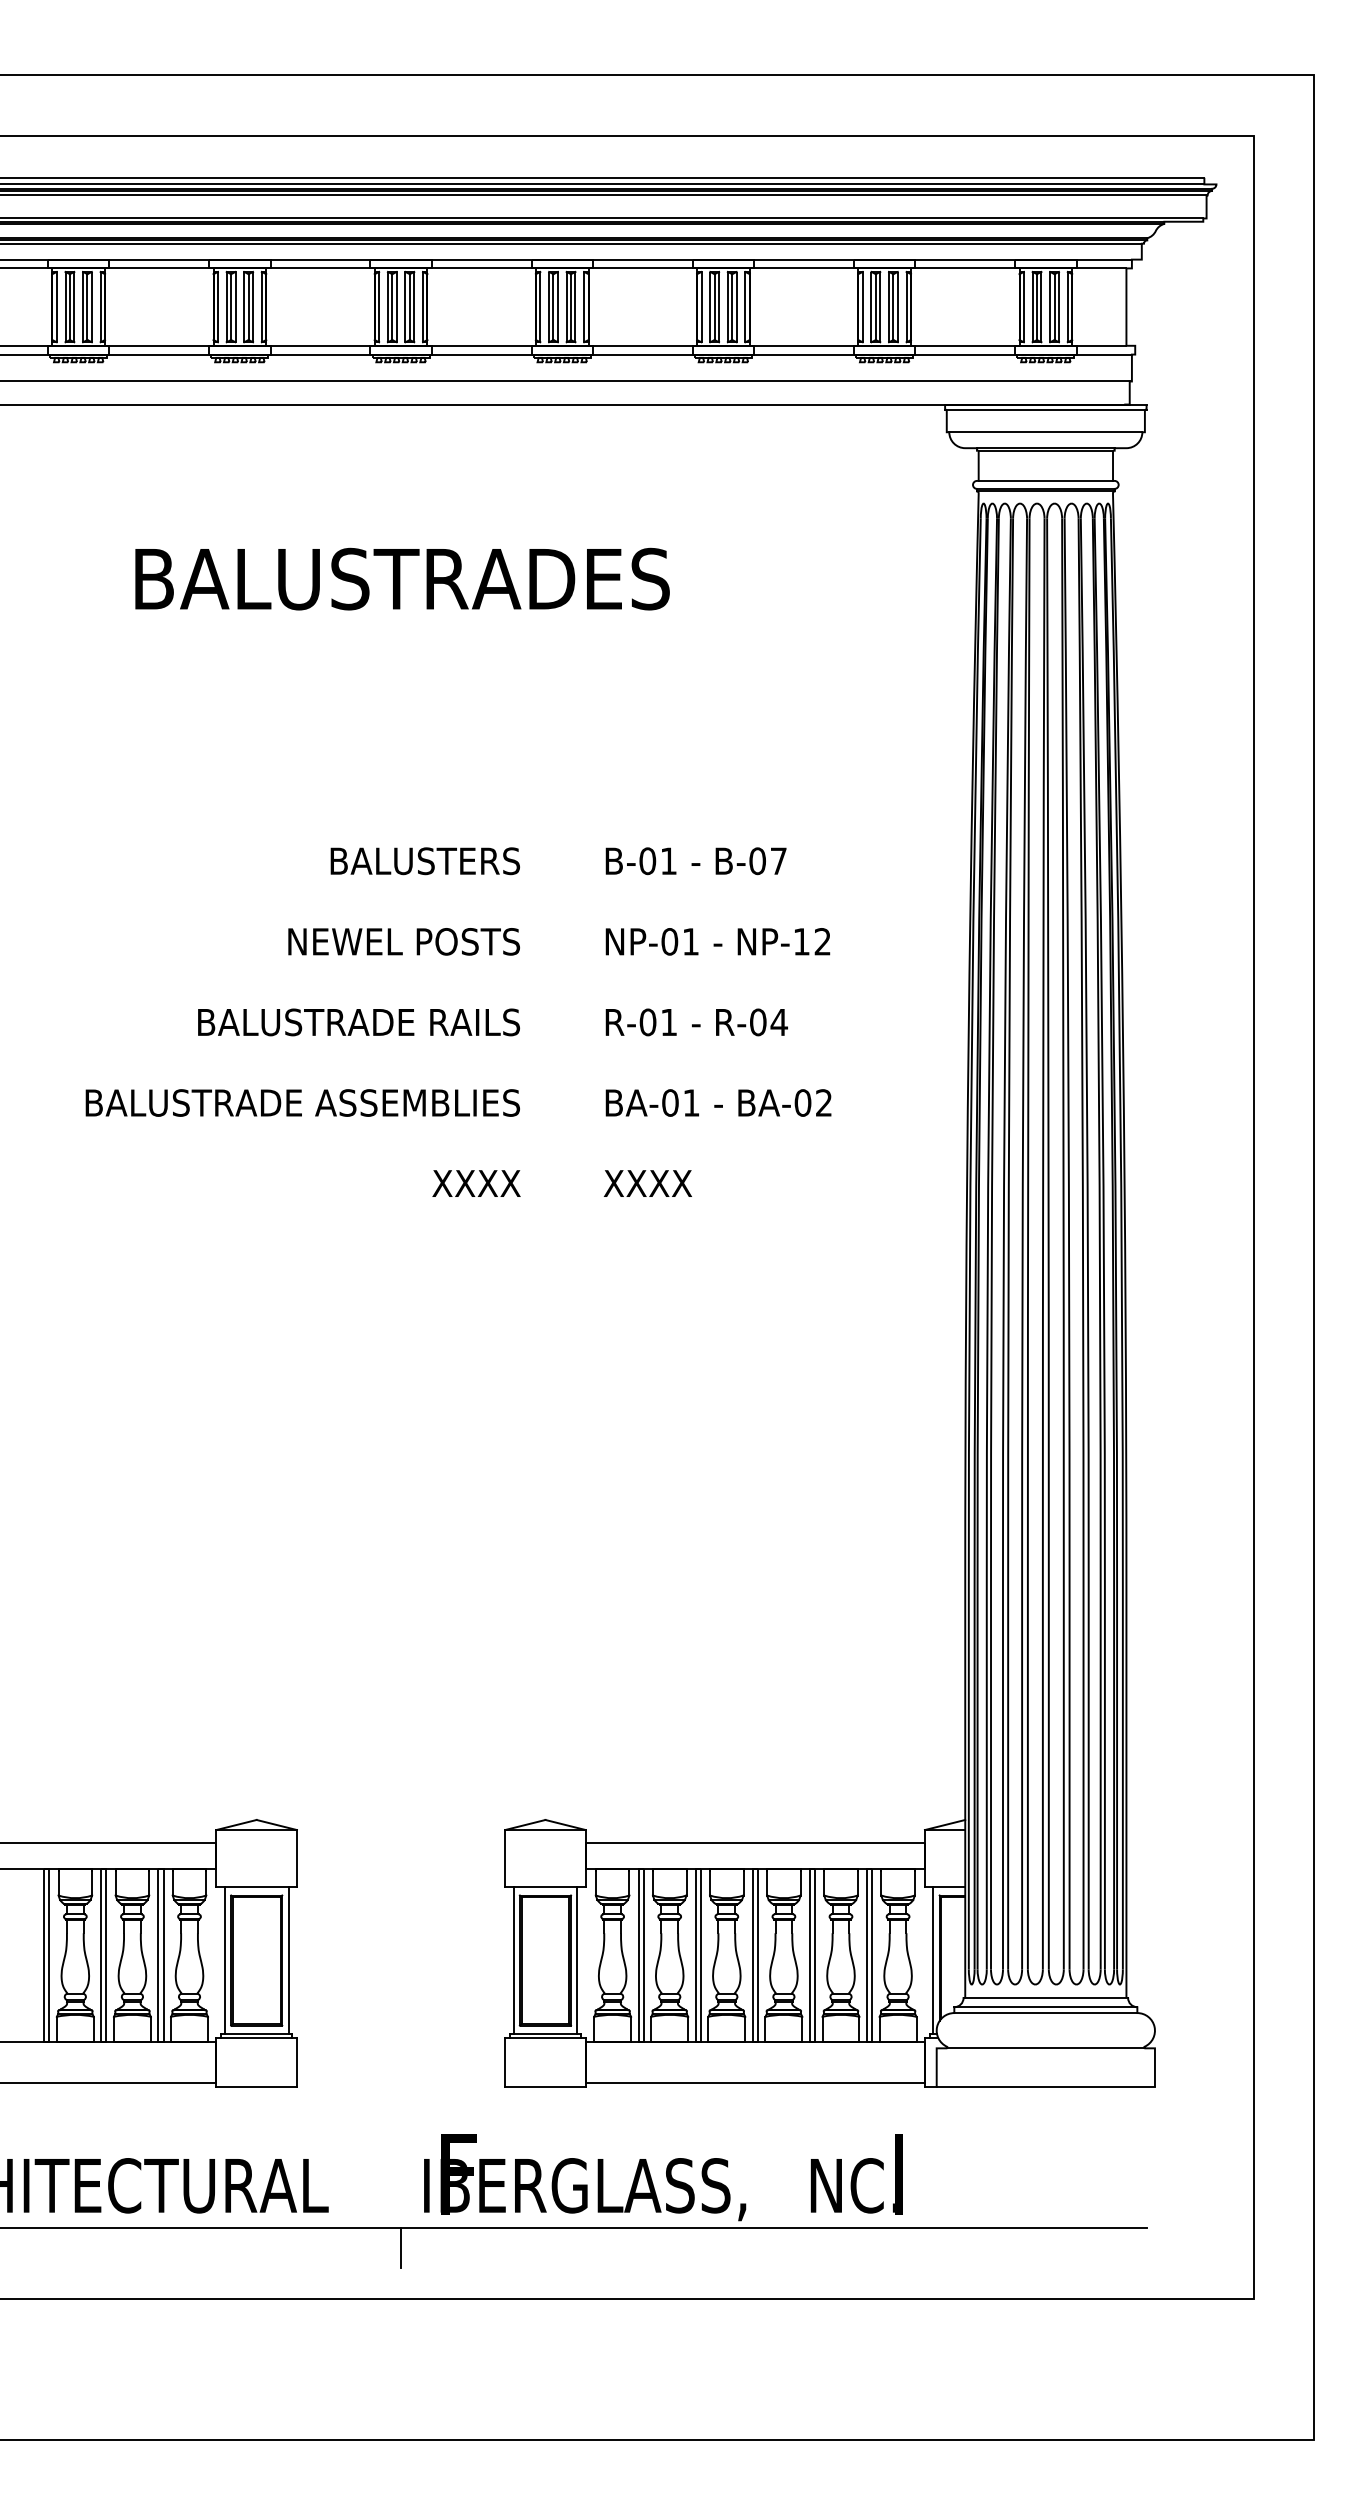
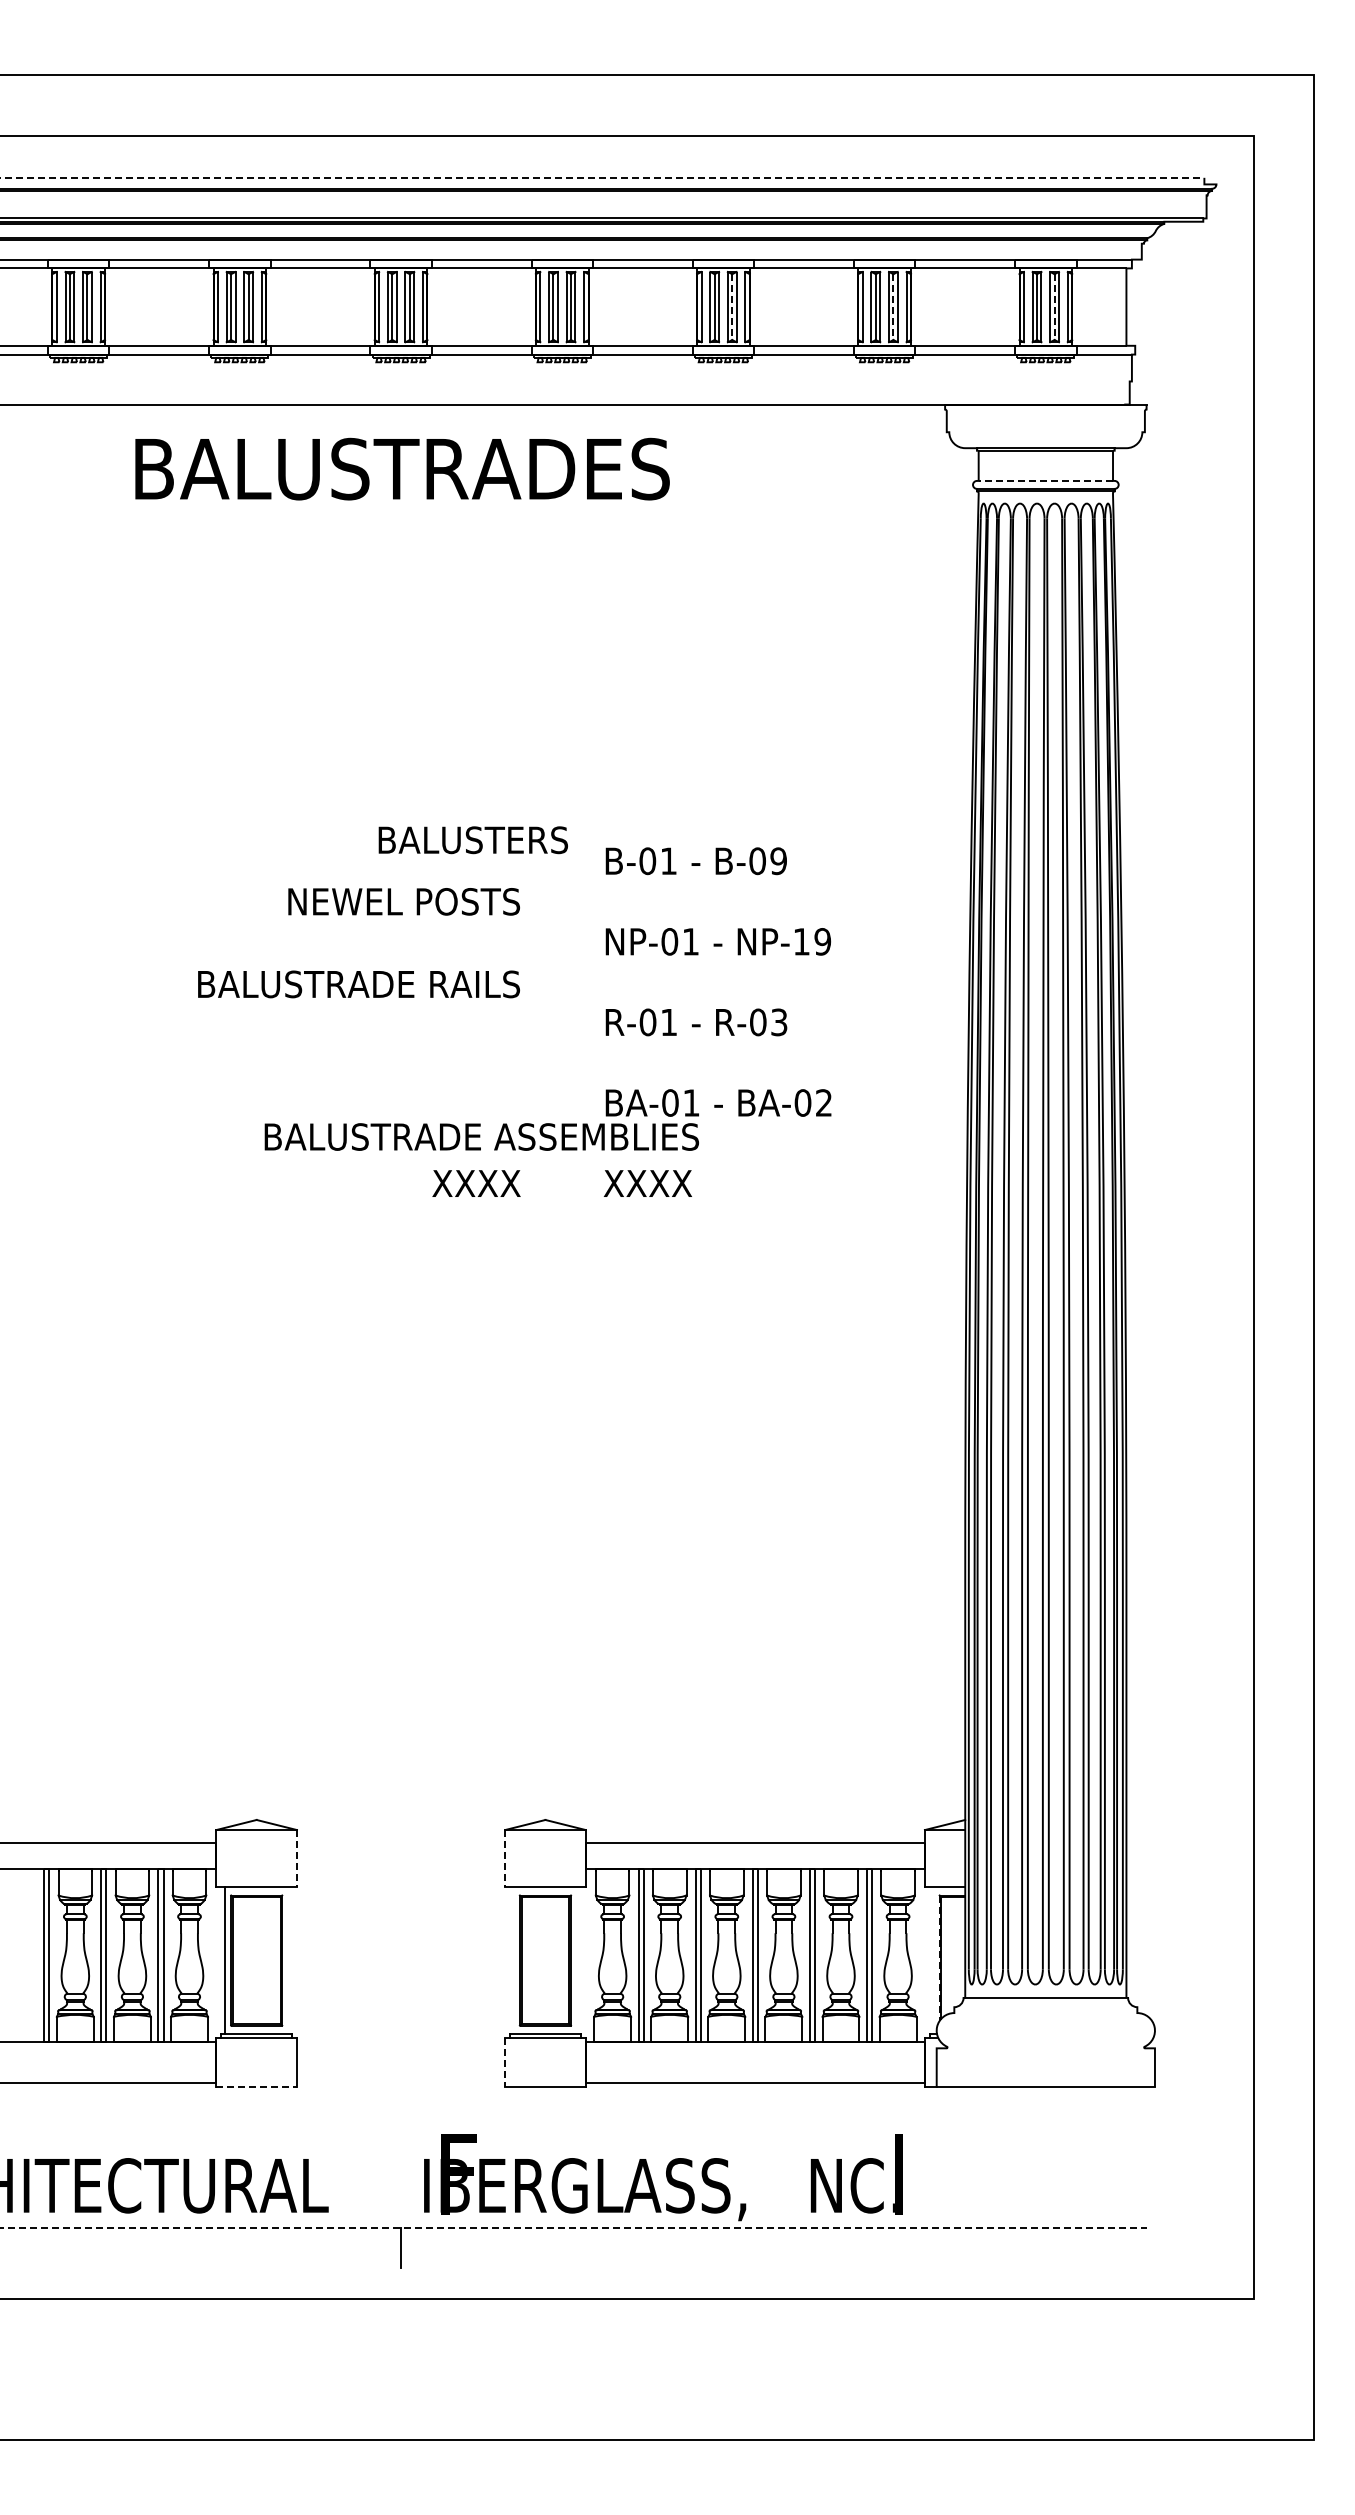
line: solid -> dashed (602, 177)
line: present -> none (603, 184)
line: present -> none (604, 195)
line: present -> none (571, 243)
line: solid -> dashed (732, 307)
line: solid -> dashed (893, 307)
line: solid -> dashed (1054, 307)
line: present -> none (565, 381)
line: present -> none (1045, 409)
line: present -> none (1045, 432)
line: solid -> dashed (1045, 480)
text position: (402, 578) -> (402, 468) (402, 468)
text position: (424, 861) -> (472, 840) (472, 840)
text: B-07 -> B-09 (778, 861)
text position: (403, 941) -> (403, 901) (403, 901)
text: NP-12 -> NP-19 (822, 941)
text position: (358, 1022) -> (358, 984) (358, 984)
text: R-04 -> R-03 (778, 1022)
text position: (302, 1102) -> (481, 1136) (481, 1136)
line: solid -> dashed (296, 1858)
line: solid -> dashed (505, 1858)
line: solid -> dashed (939, 1958)
line: present -> none (288, 1960)
line: present -> none (513, 1960)
line: present -> none (577, 1960)
line: present -> none (933, 1960)
line: present -> none (1045, 2007)
line: present -> none (1045, 2013)
line: present -> none (1045, 2048)
line: solid -> dashed (505, 2063)
line: solid -> dashed (257, 2086)
line: solid -> dashed (573, 2227)
